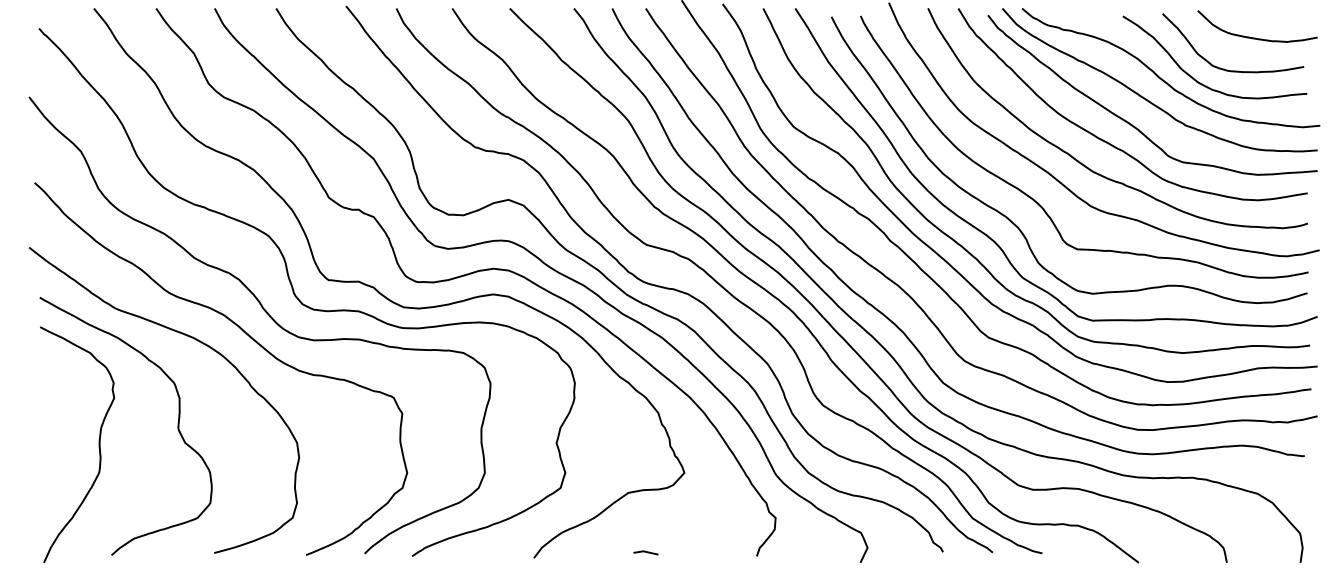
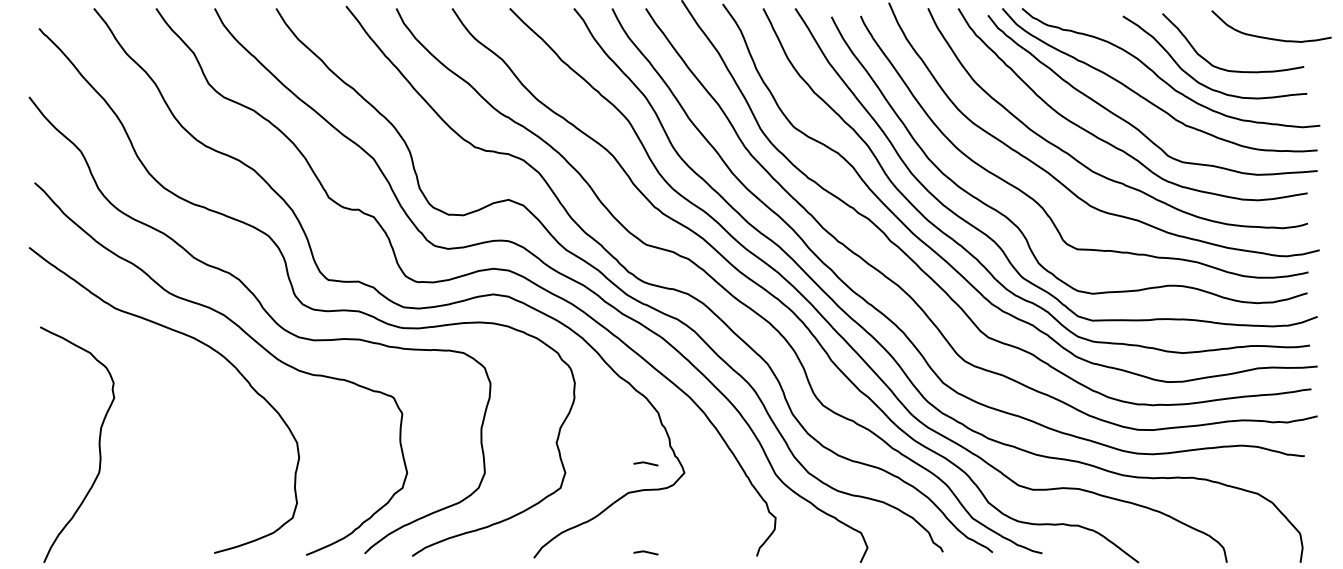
curve position: (1255, 37) -> (1269, 37) (1269, 37)
curve: present -> none (177, 426)
line: none -> present (645, 463)
